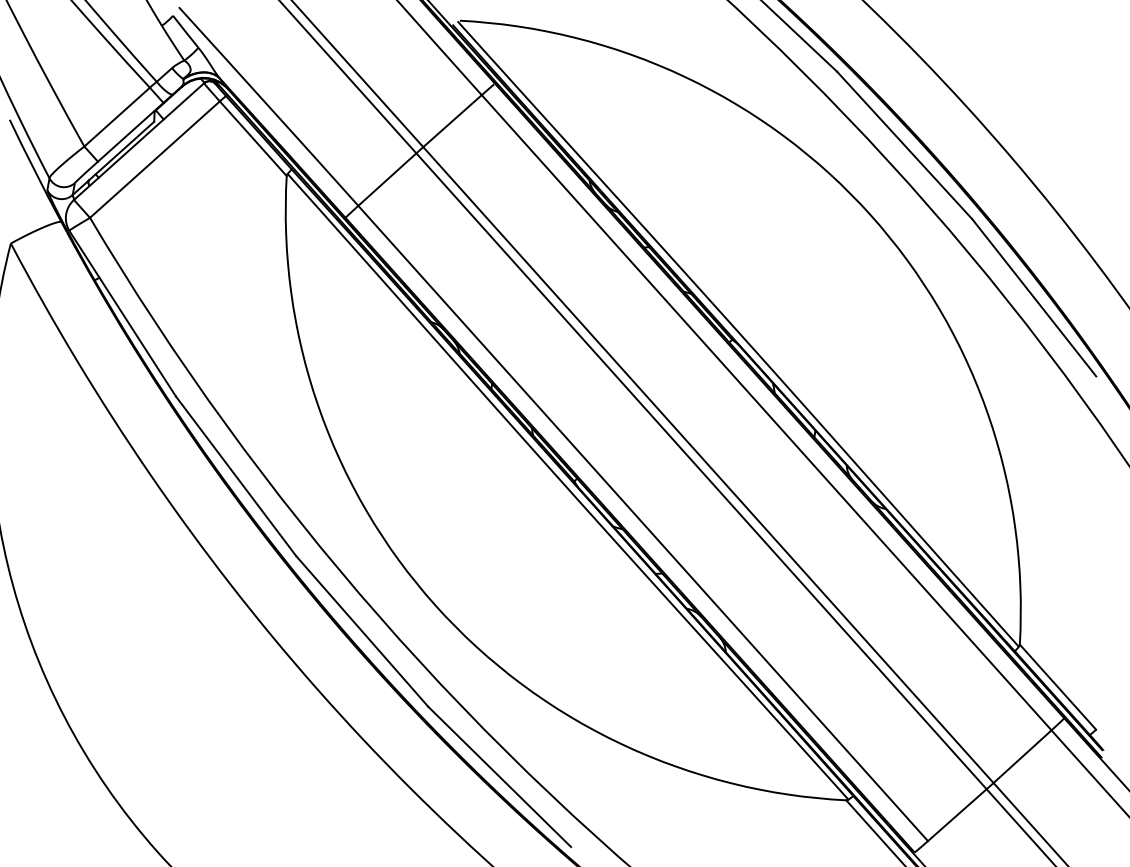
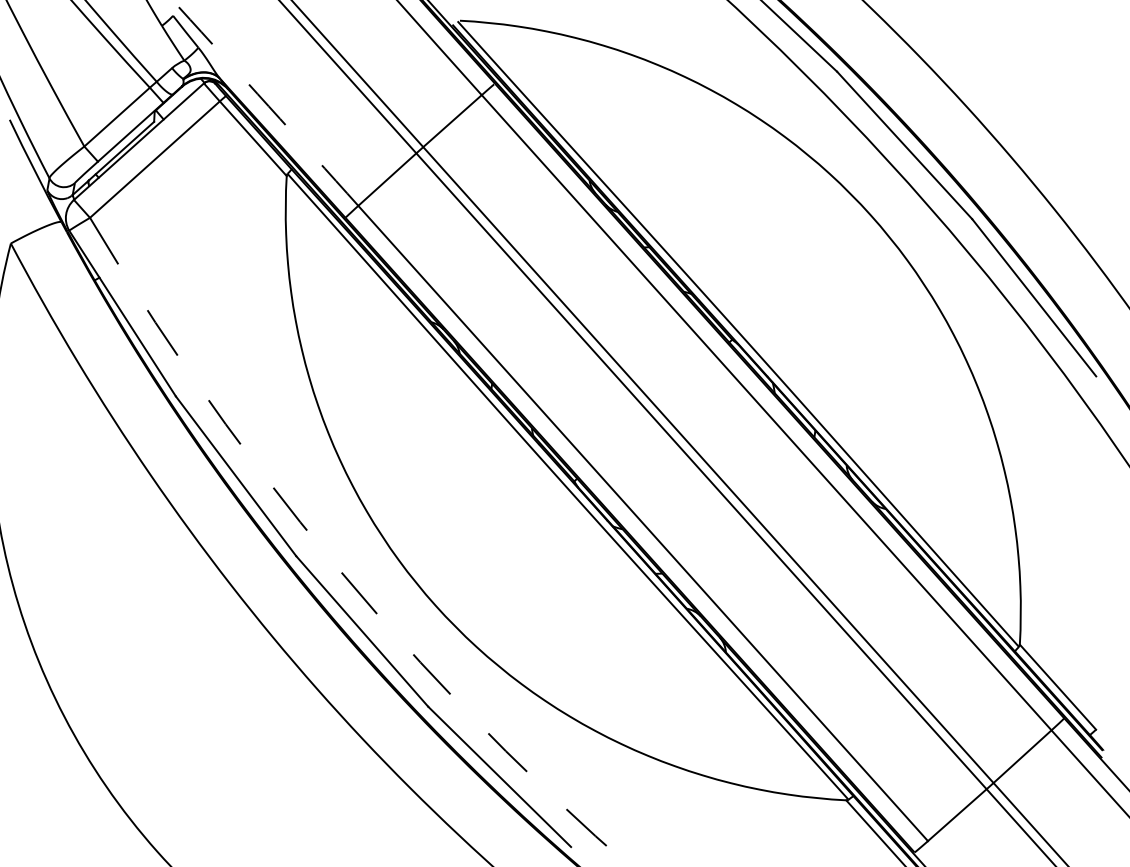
arc: solid -> dashed (268, 106)
arc: solid -> dashed (334, 564)
